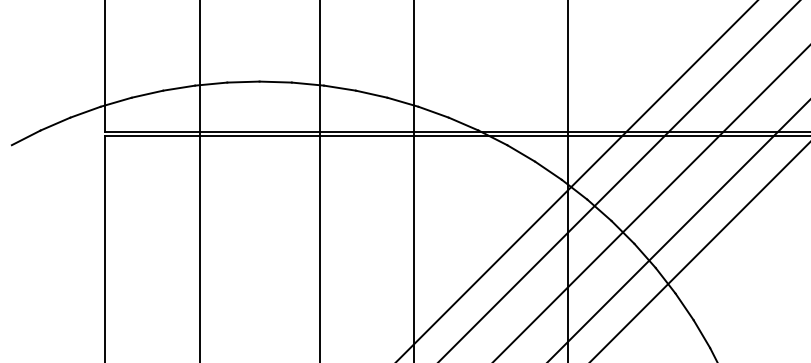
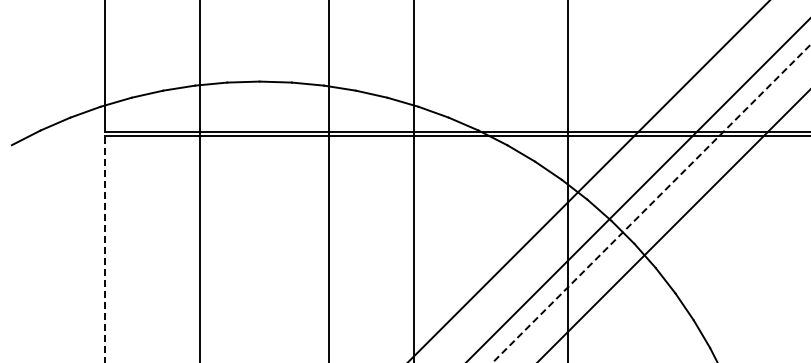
line position: (319, 180) -> (328, 180) (328, 180)
line position: (576, 180) -> (589, 180) (589, 180)
line position: (619, 180) -> (638, 189) (638, 189)
line: solid -> dashed (651, 203)
line position: (678, 230) -> (673, 225) (673, 225)
line: solid -> dashed (105, 248)
line: present -> none (699, 251)
